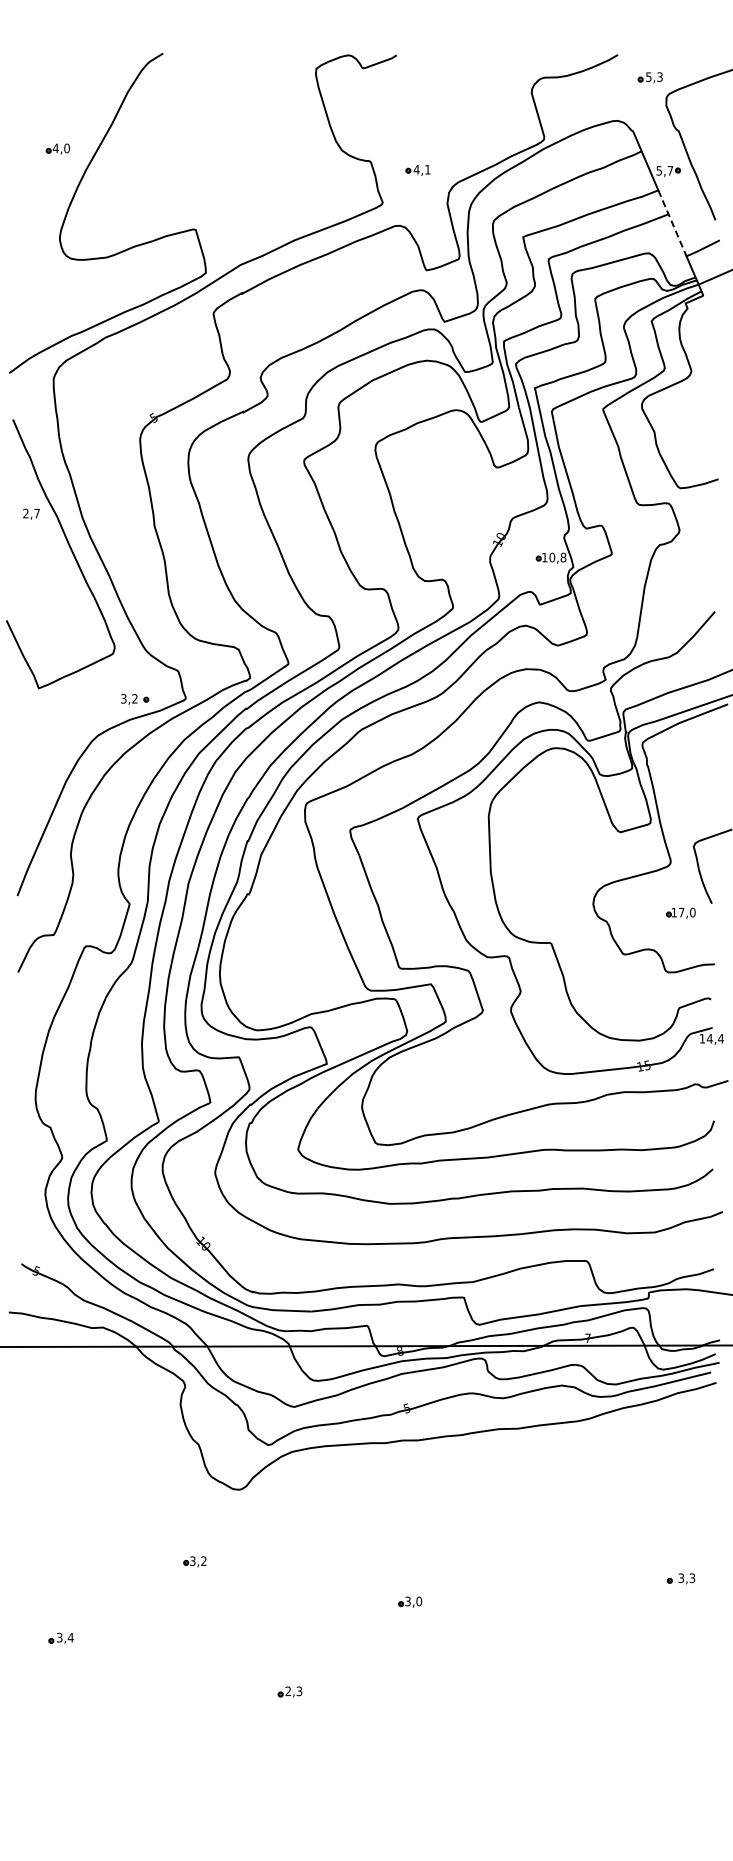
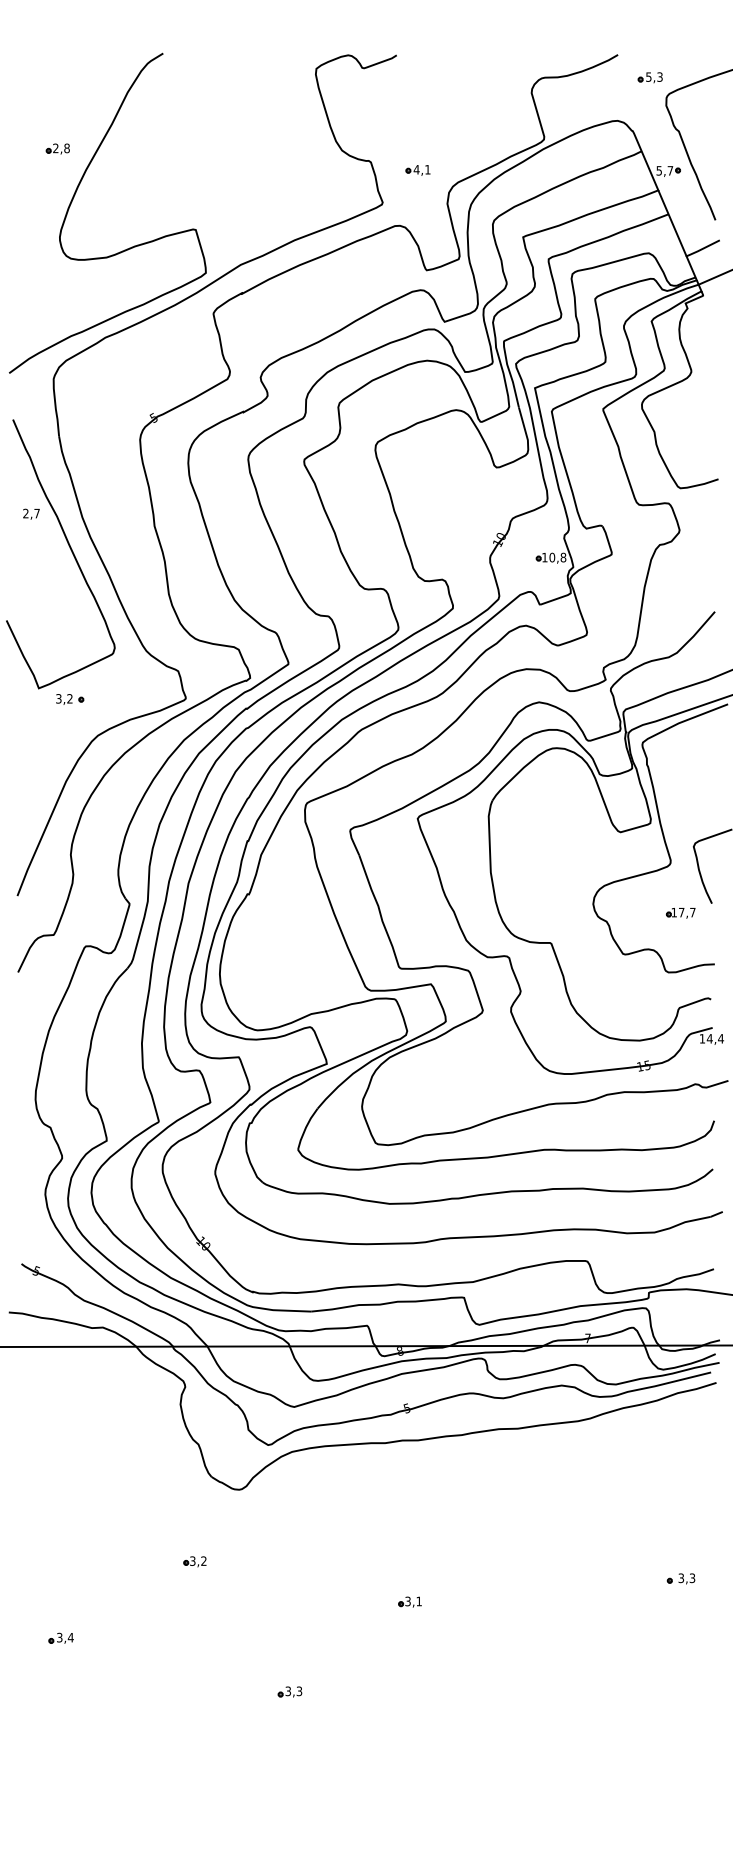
text: 4,0 -> 2,8 (60, 148)
line: dashed -> solid (672, 222)
part position: (135, 699) -> (70, 699) (70, 699)
text: 17,0 -> 17,7 (692, 912)
text: 3,0 -> 3,1 (419, 1601)
text: 2,3 -> 3,3 (288, 1691)
